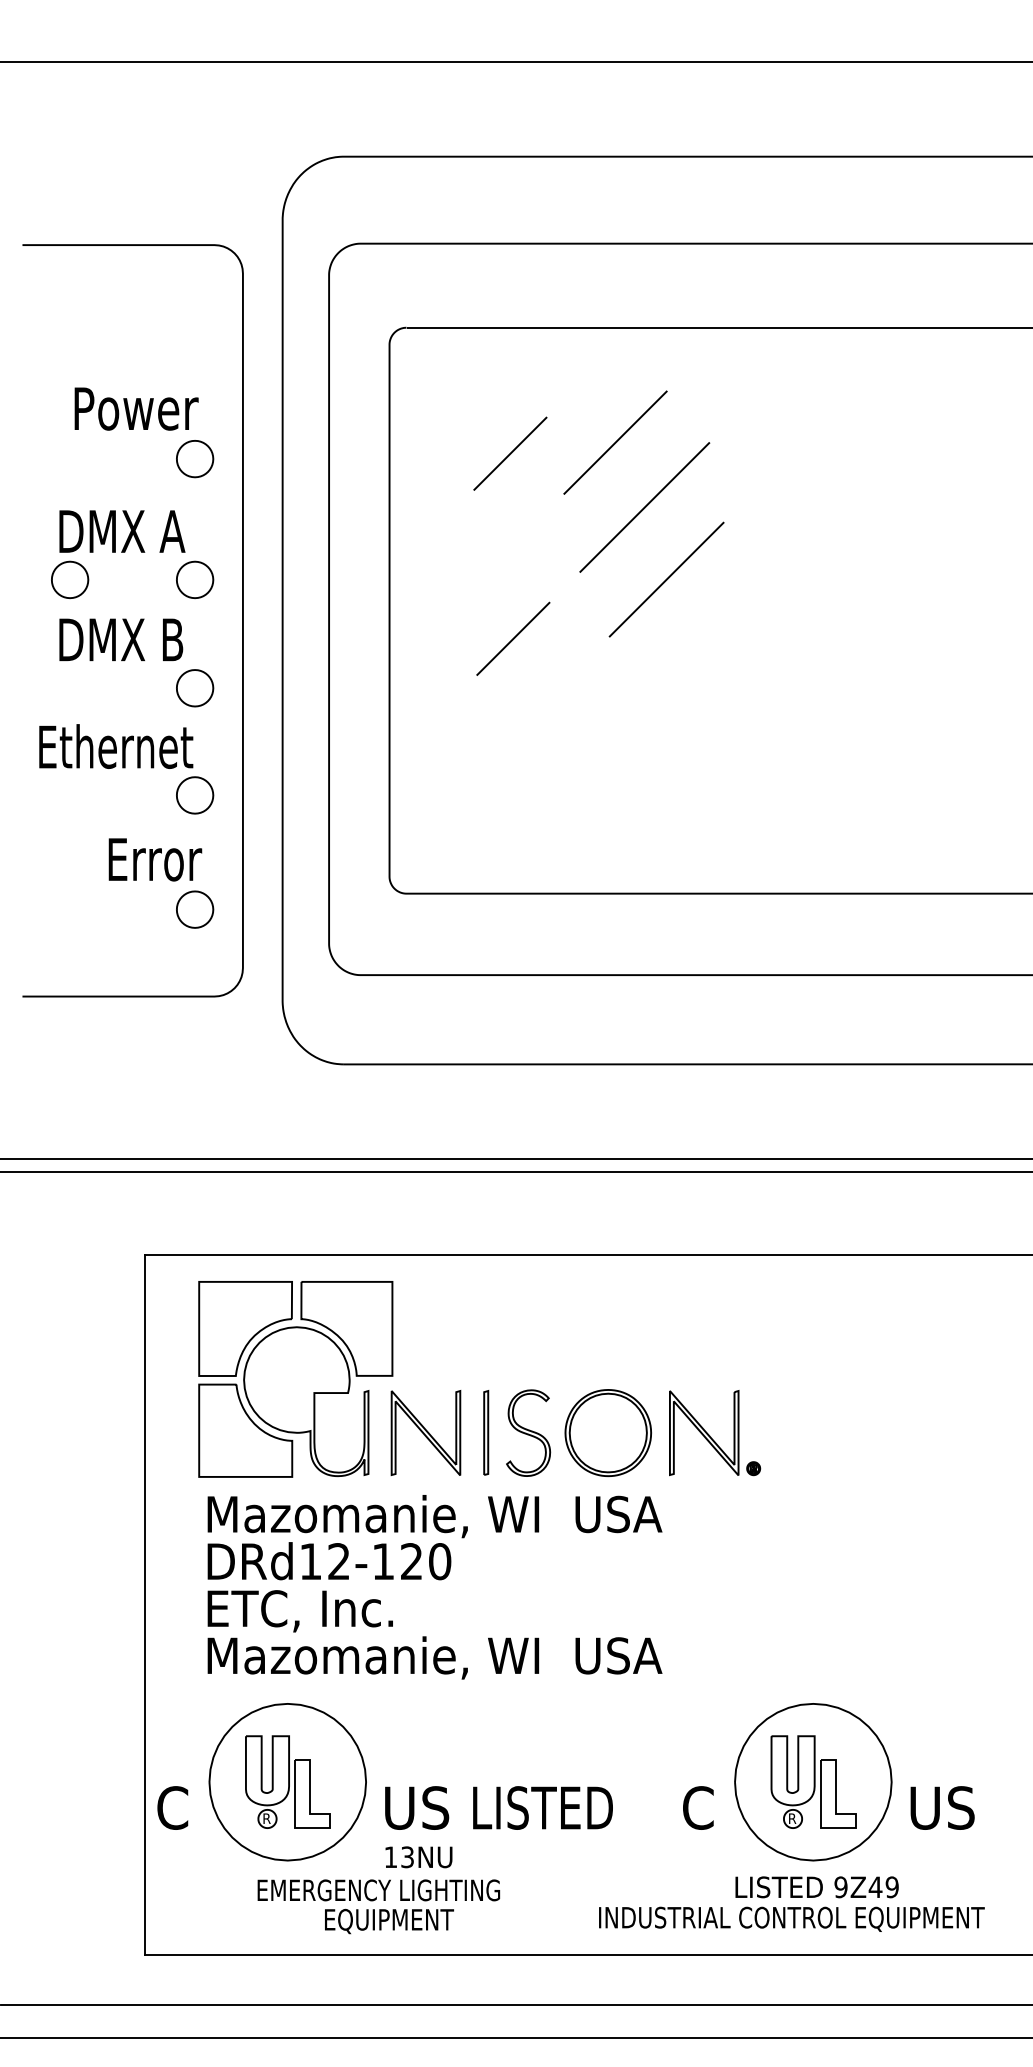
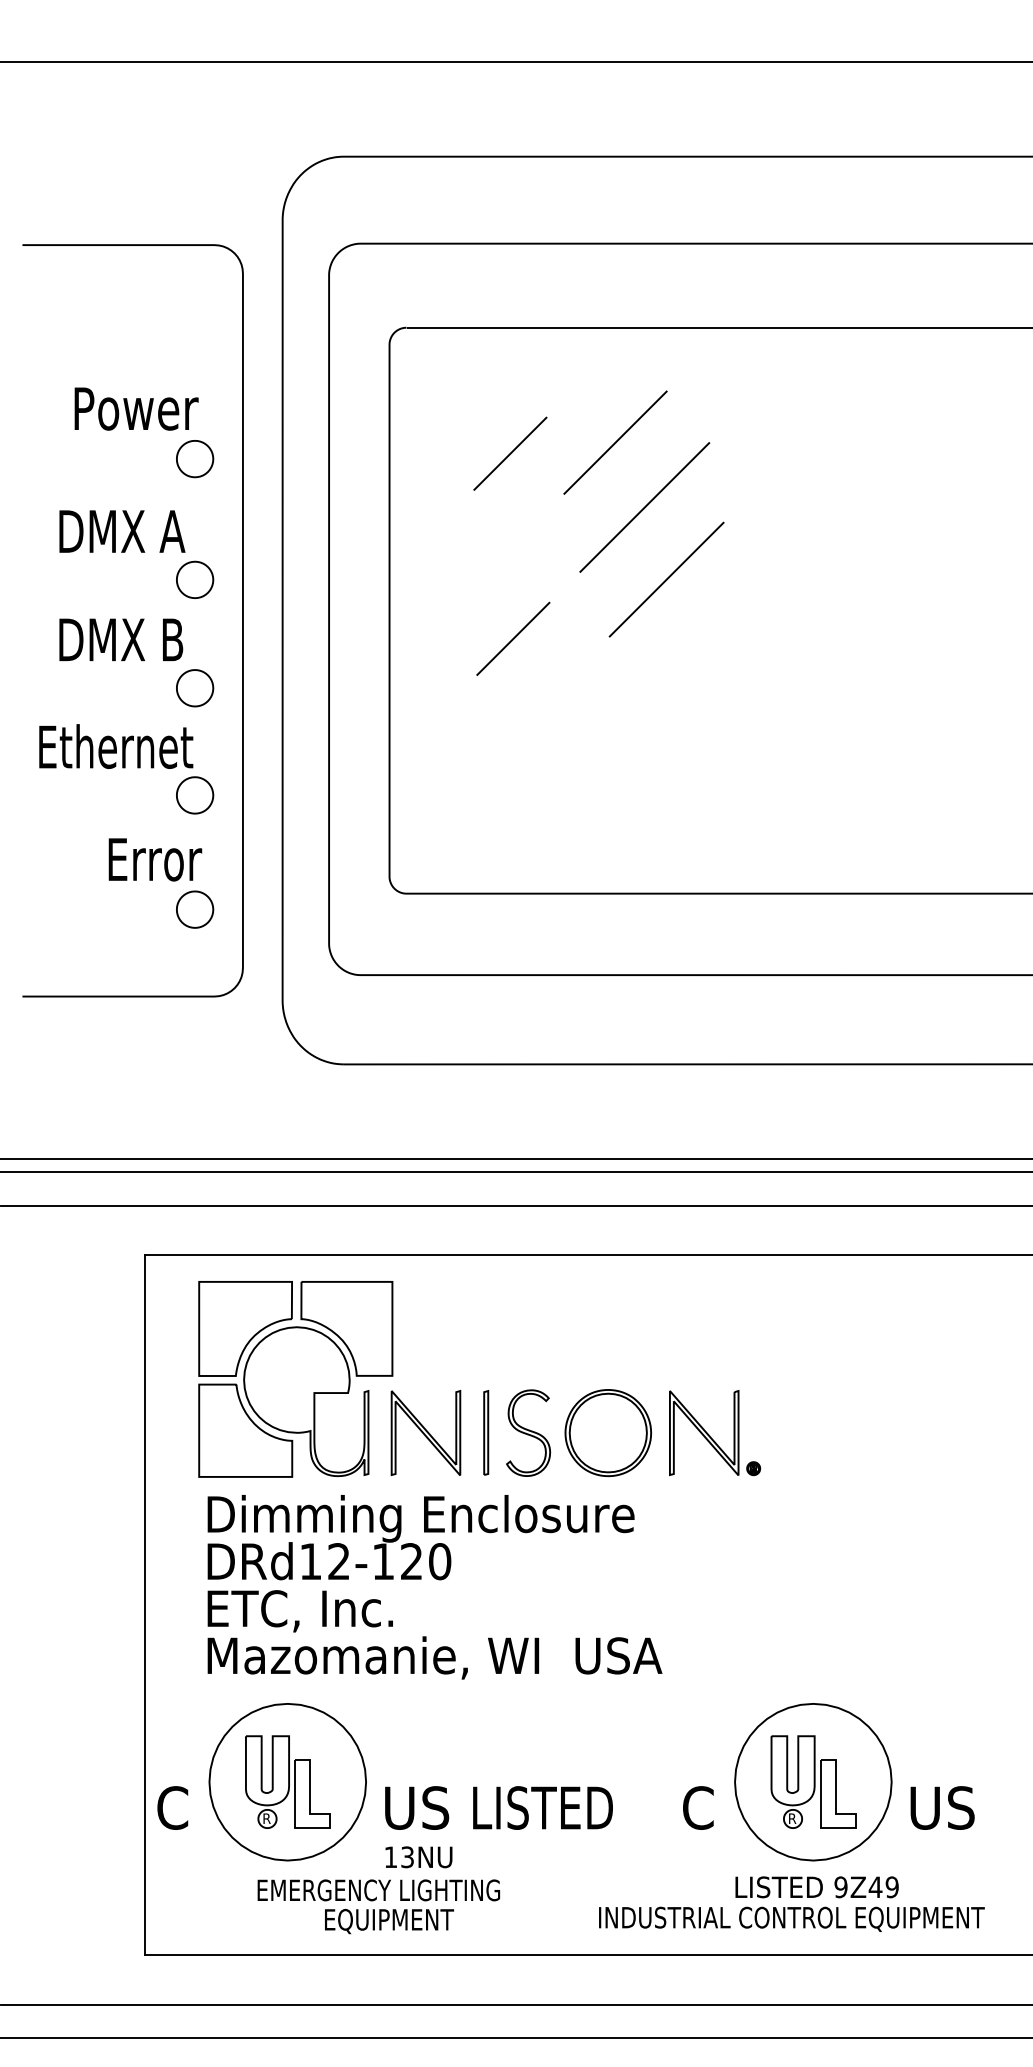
part: present -> none (70, 579)
line: none -> present (515, 1205)
text: Mazomanie, WI  USA -> Dimming Enclosure (437, 1518)
